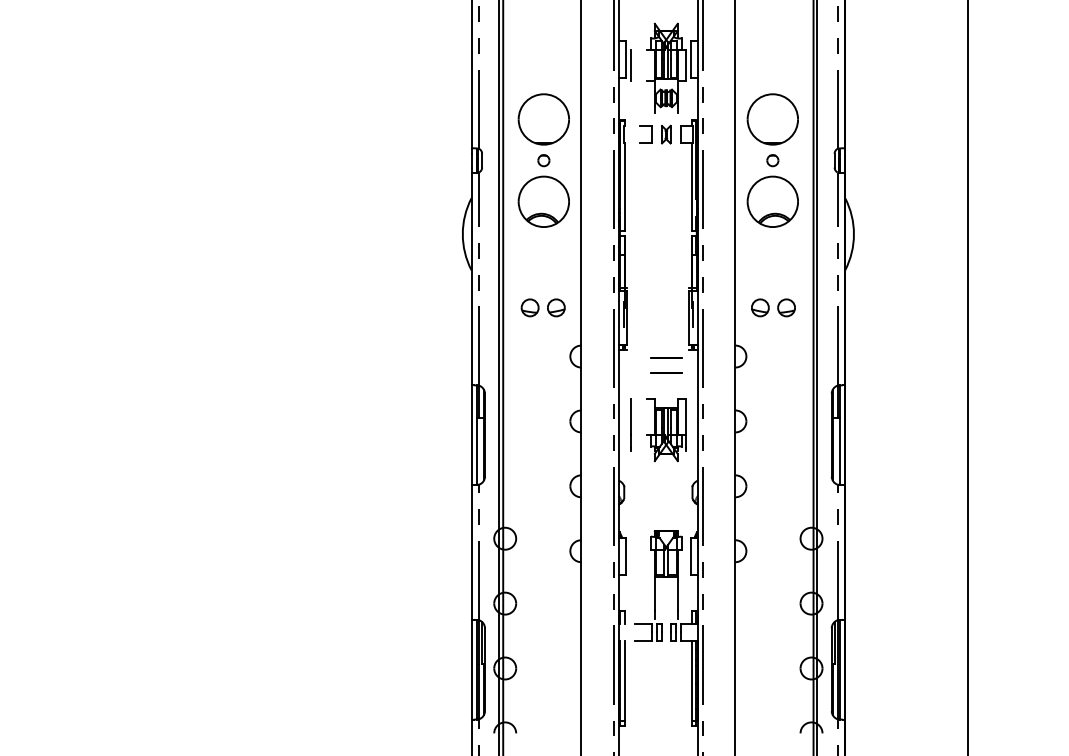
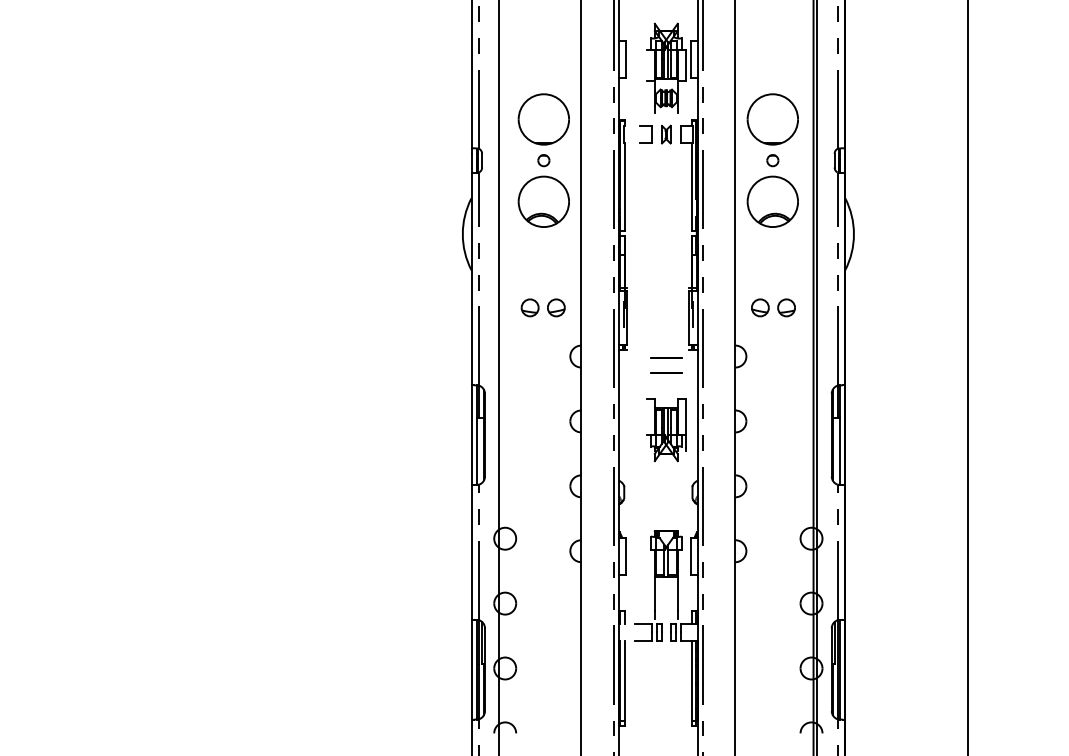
line: present -> none (631, 64)
line: present -> none (503, 377)
line: present -> none (630, 424)
